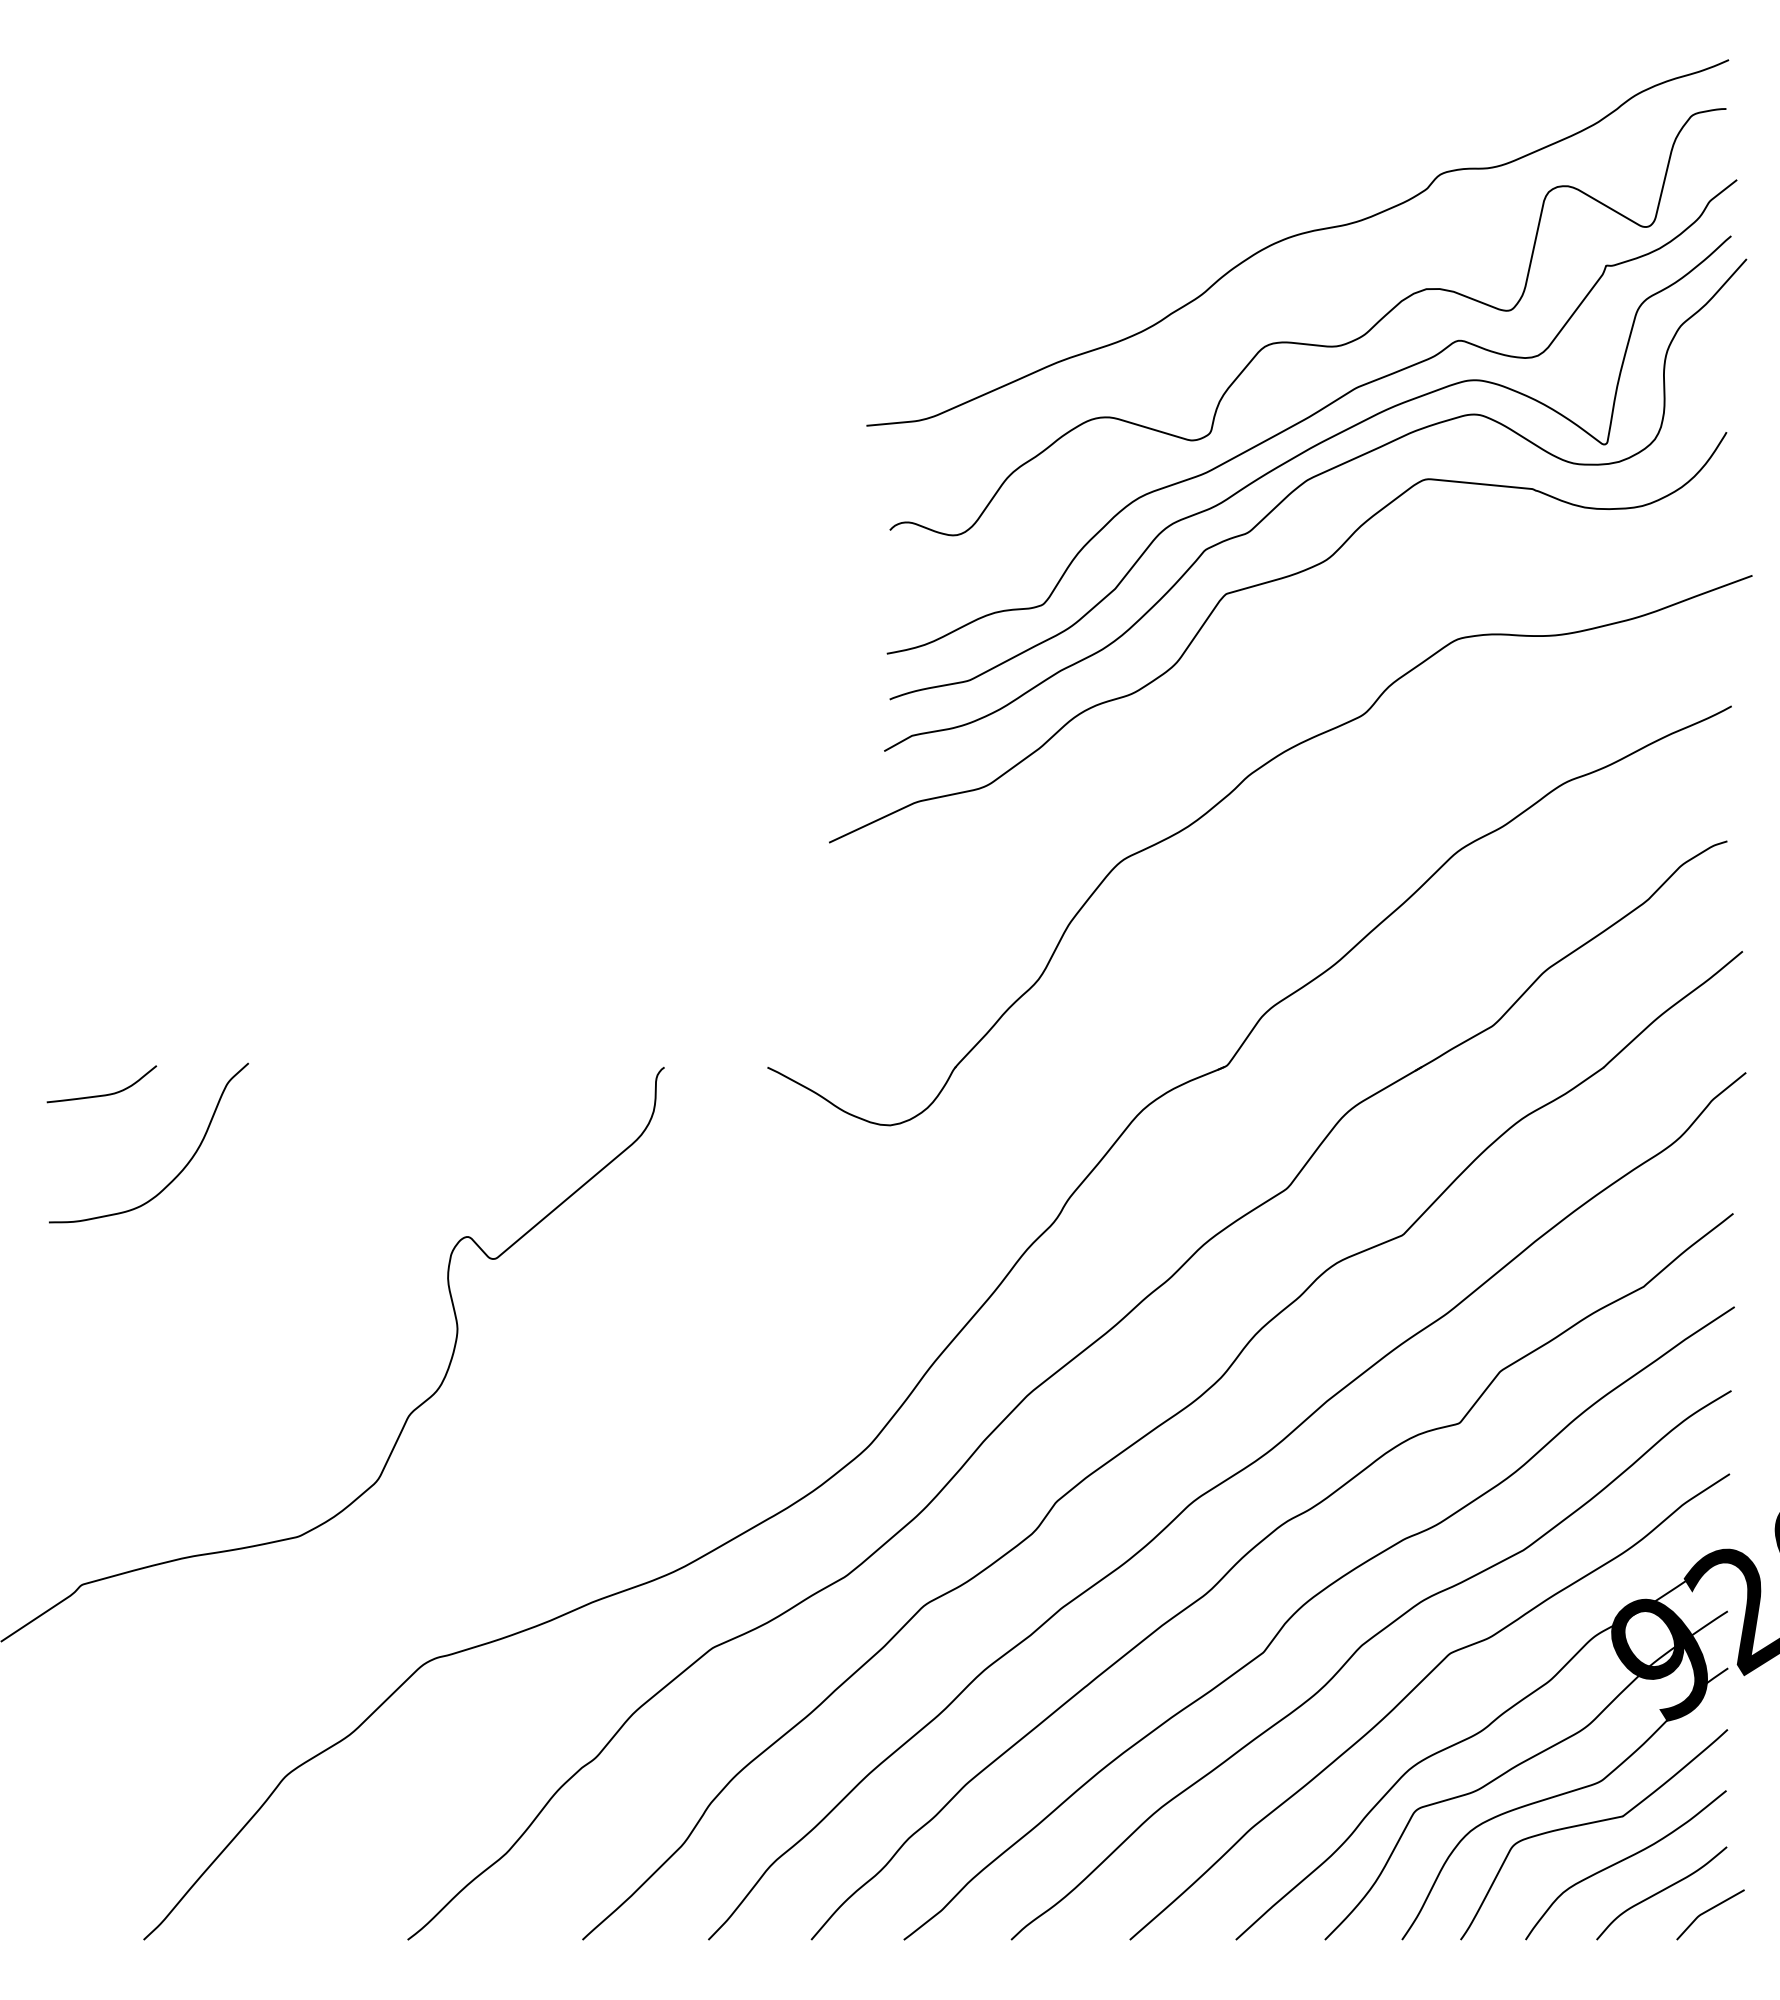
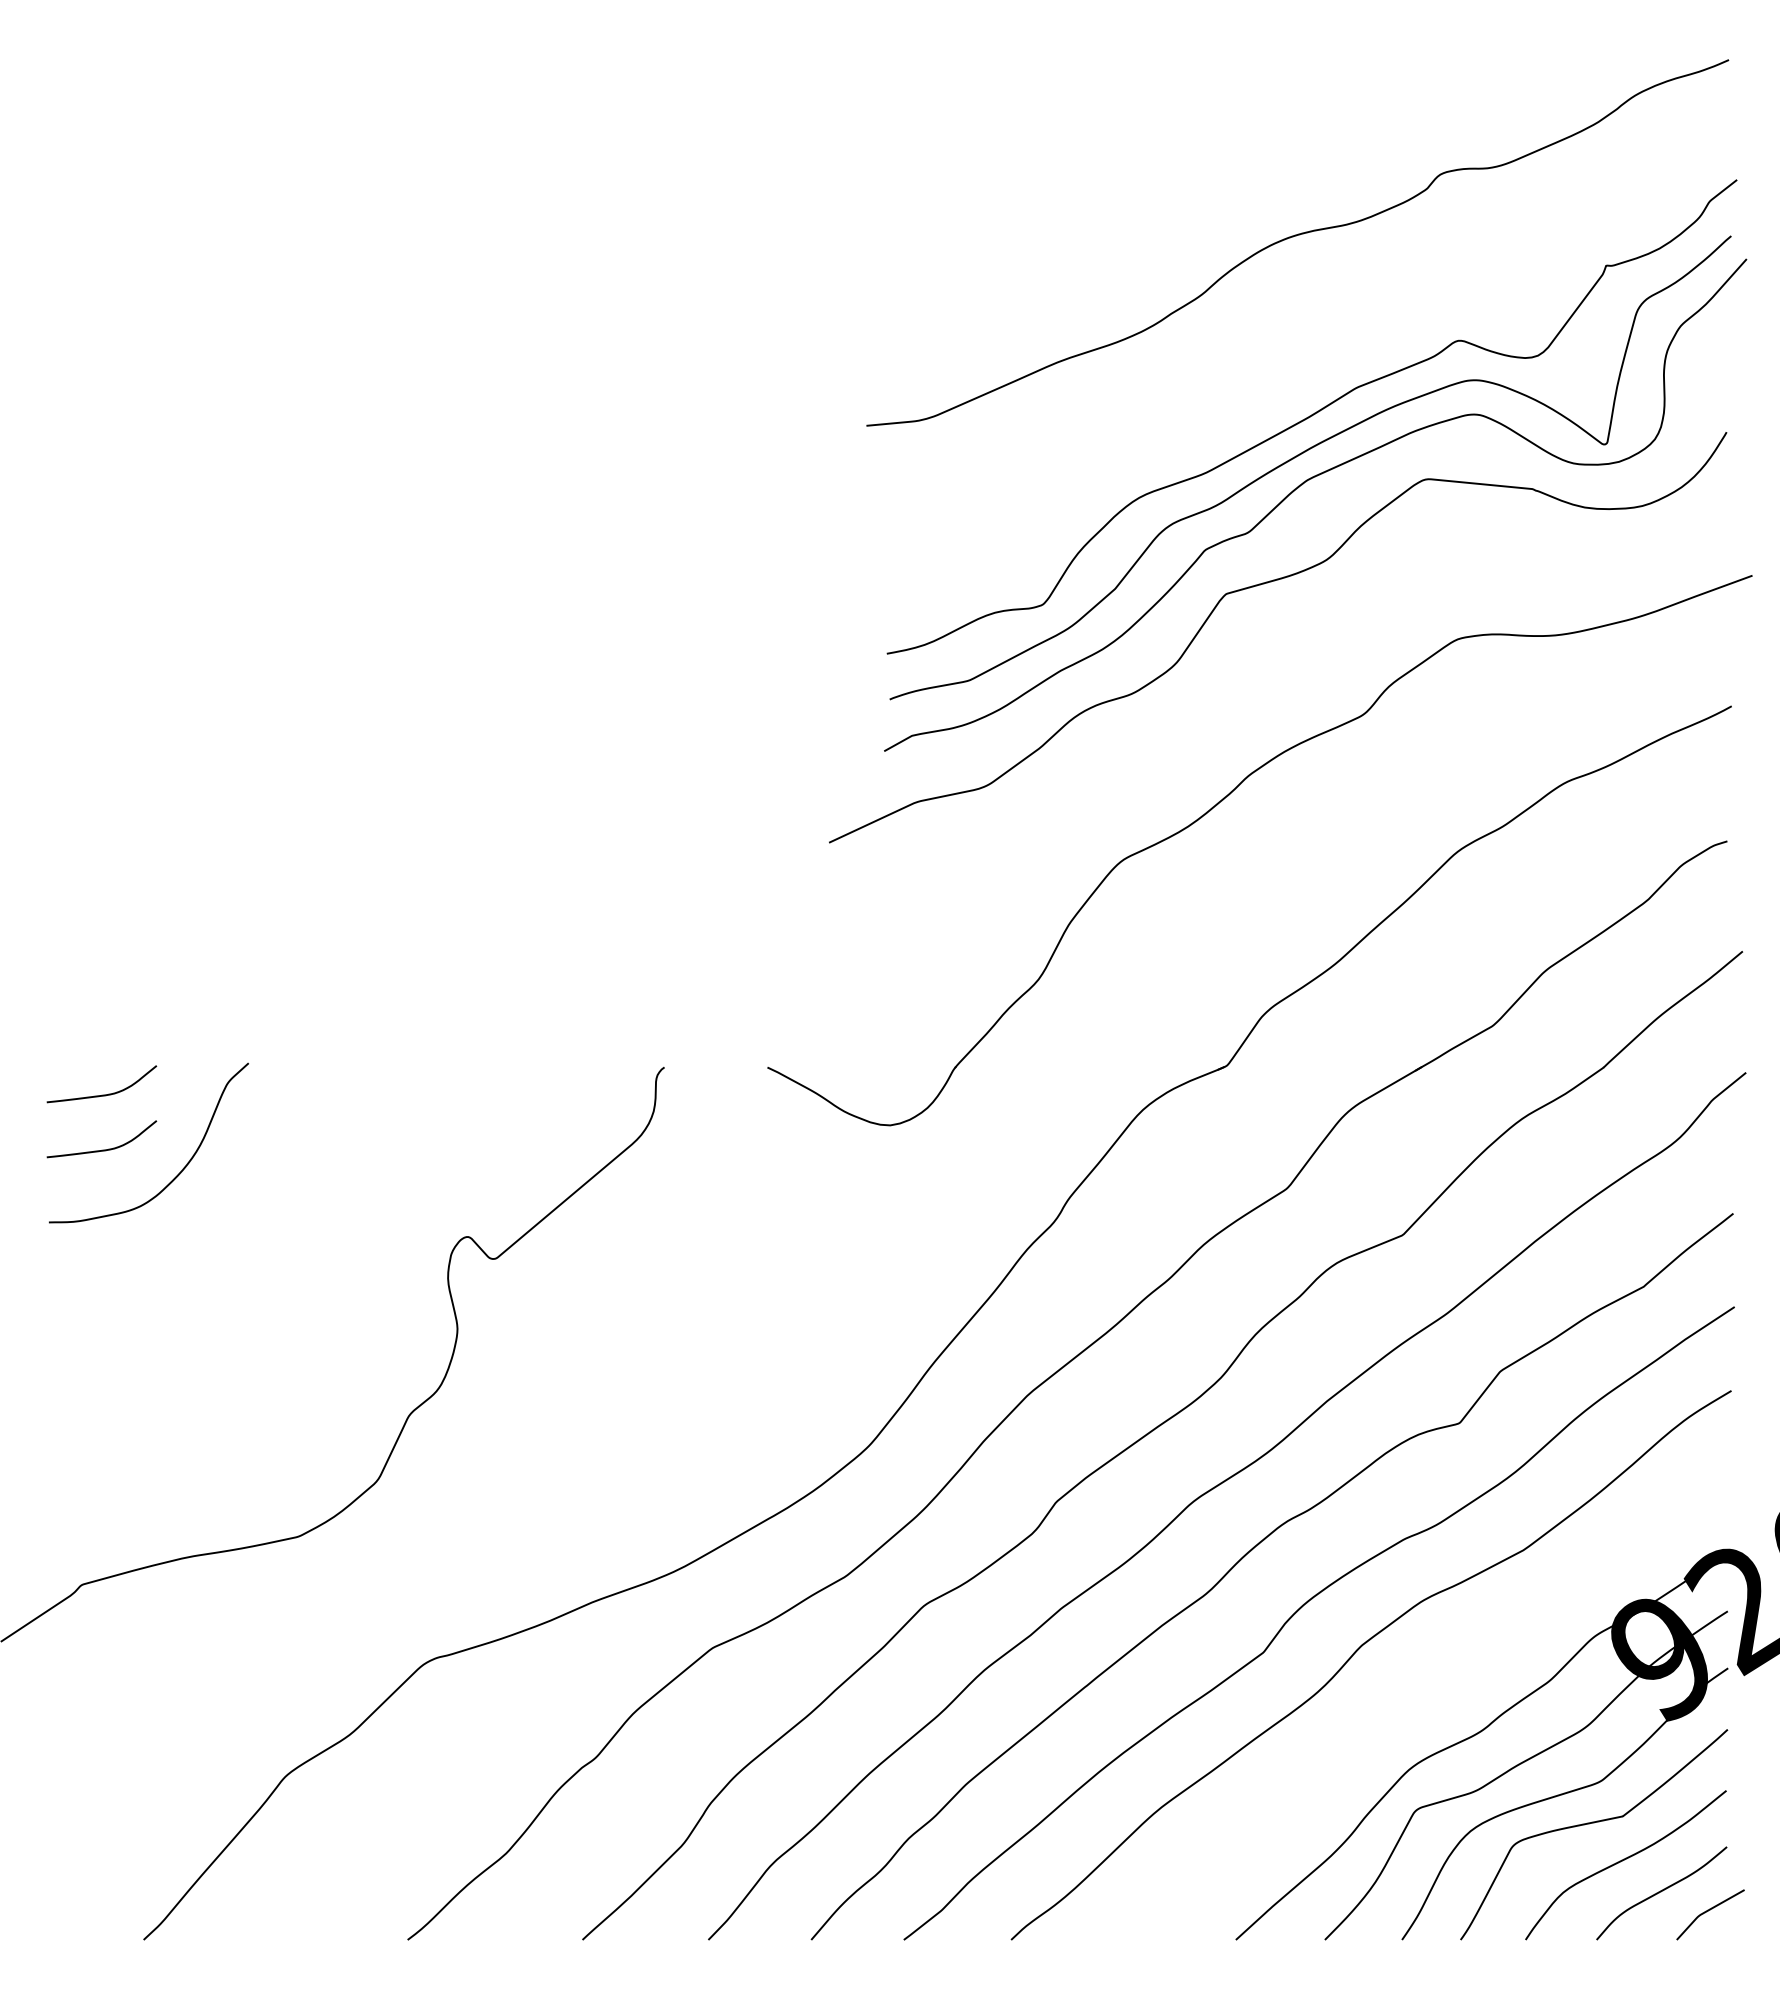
curve: present -> none (1301, 342)
curve: none -> present (102, 1149)
curve: present -> none (1413, 1690)
